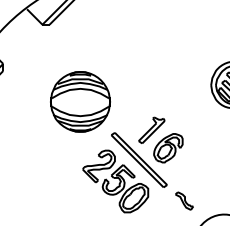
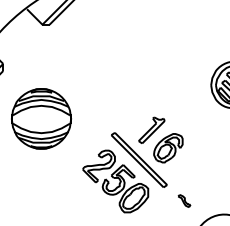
part position: (80, 101) -> (41, 118) (41, 118)
part size: 19x20 px -> 15x14 px (184, 200)
